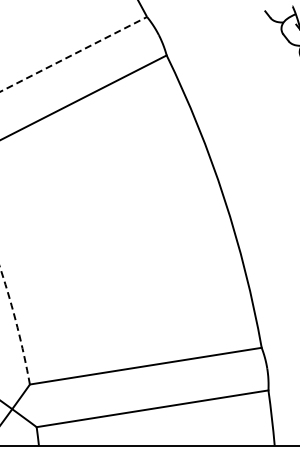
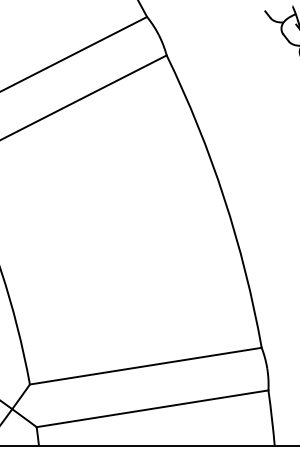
line: dashed -> solid (74, 54)
arc: dashed -> solid (16, 325)
